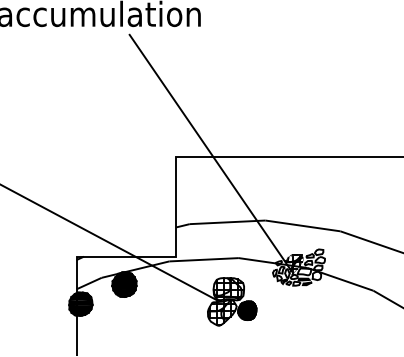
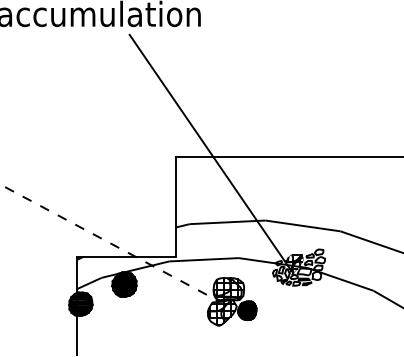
line: solid -> dashed (109, 242)
